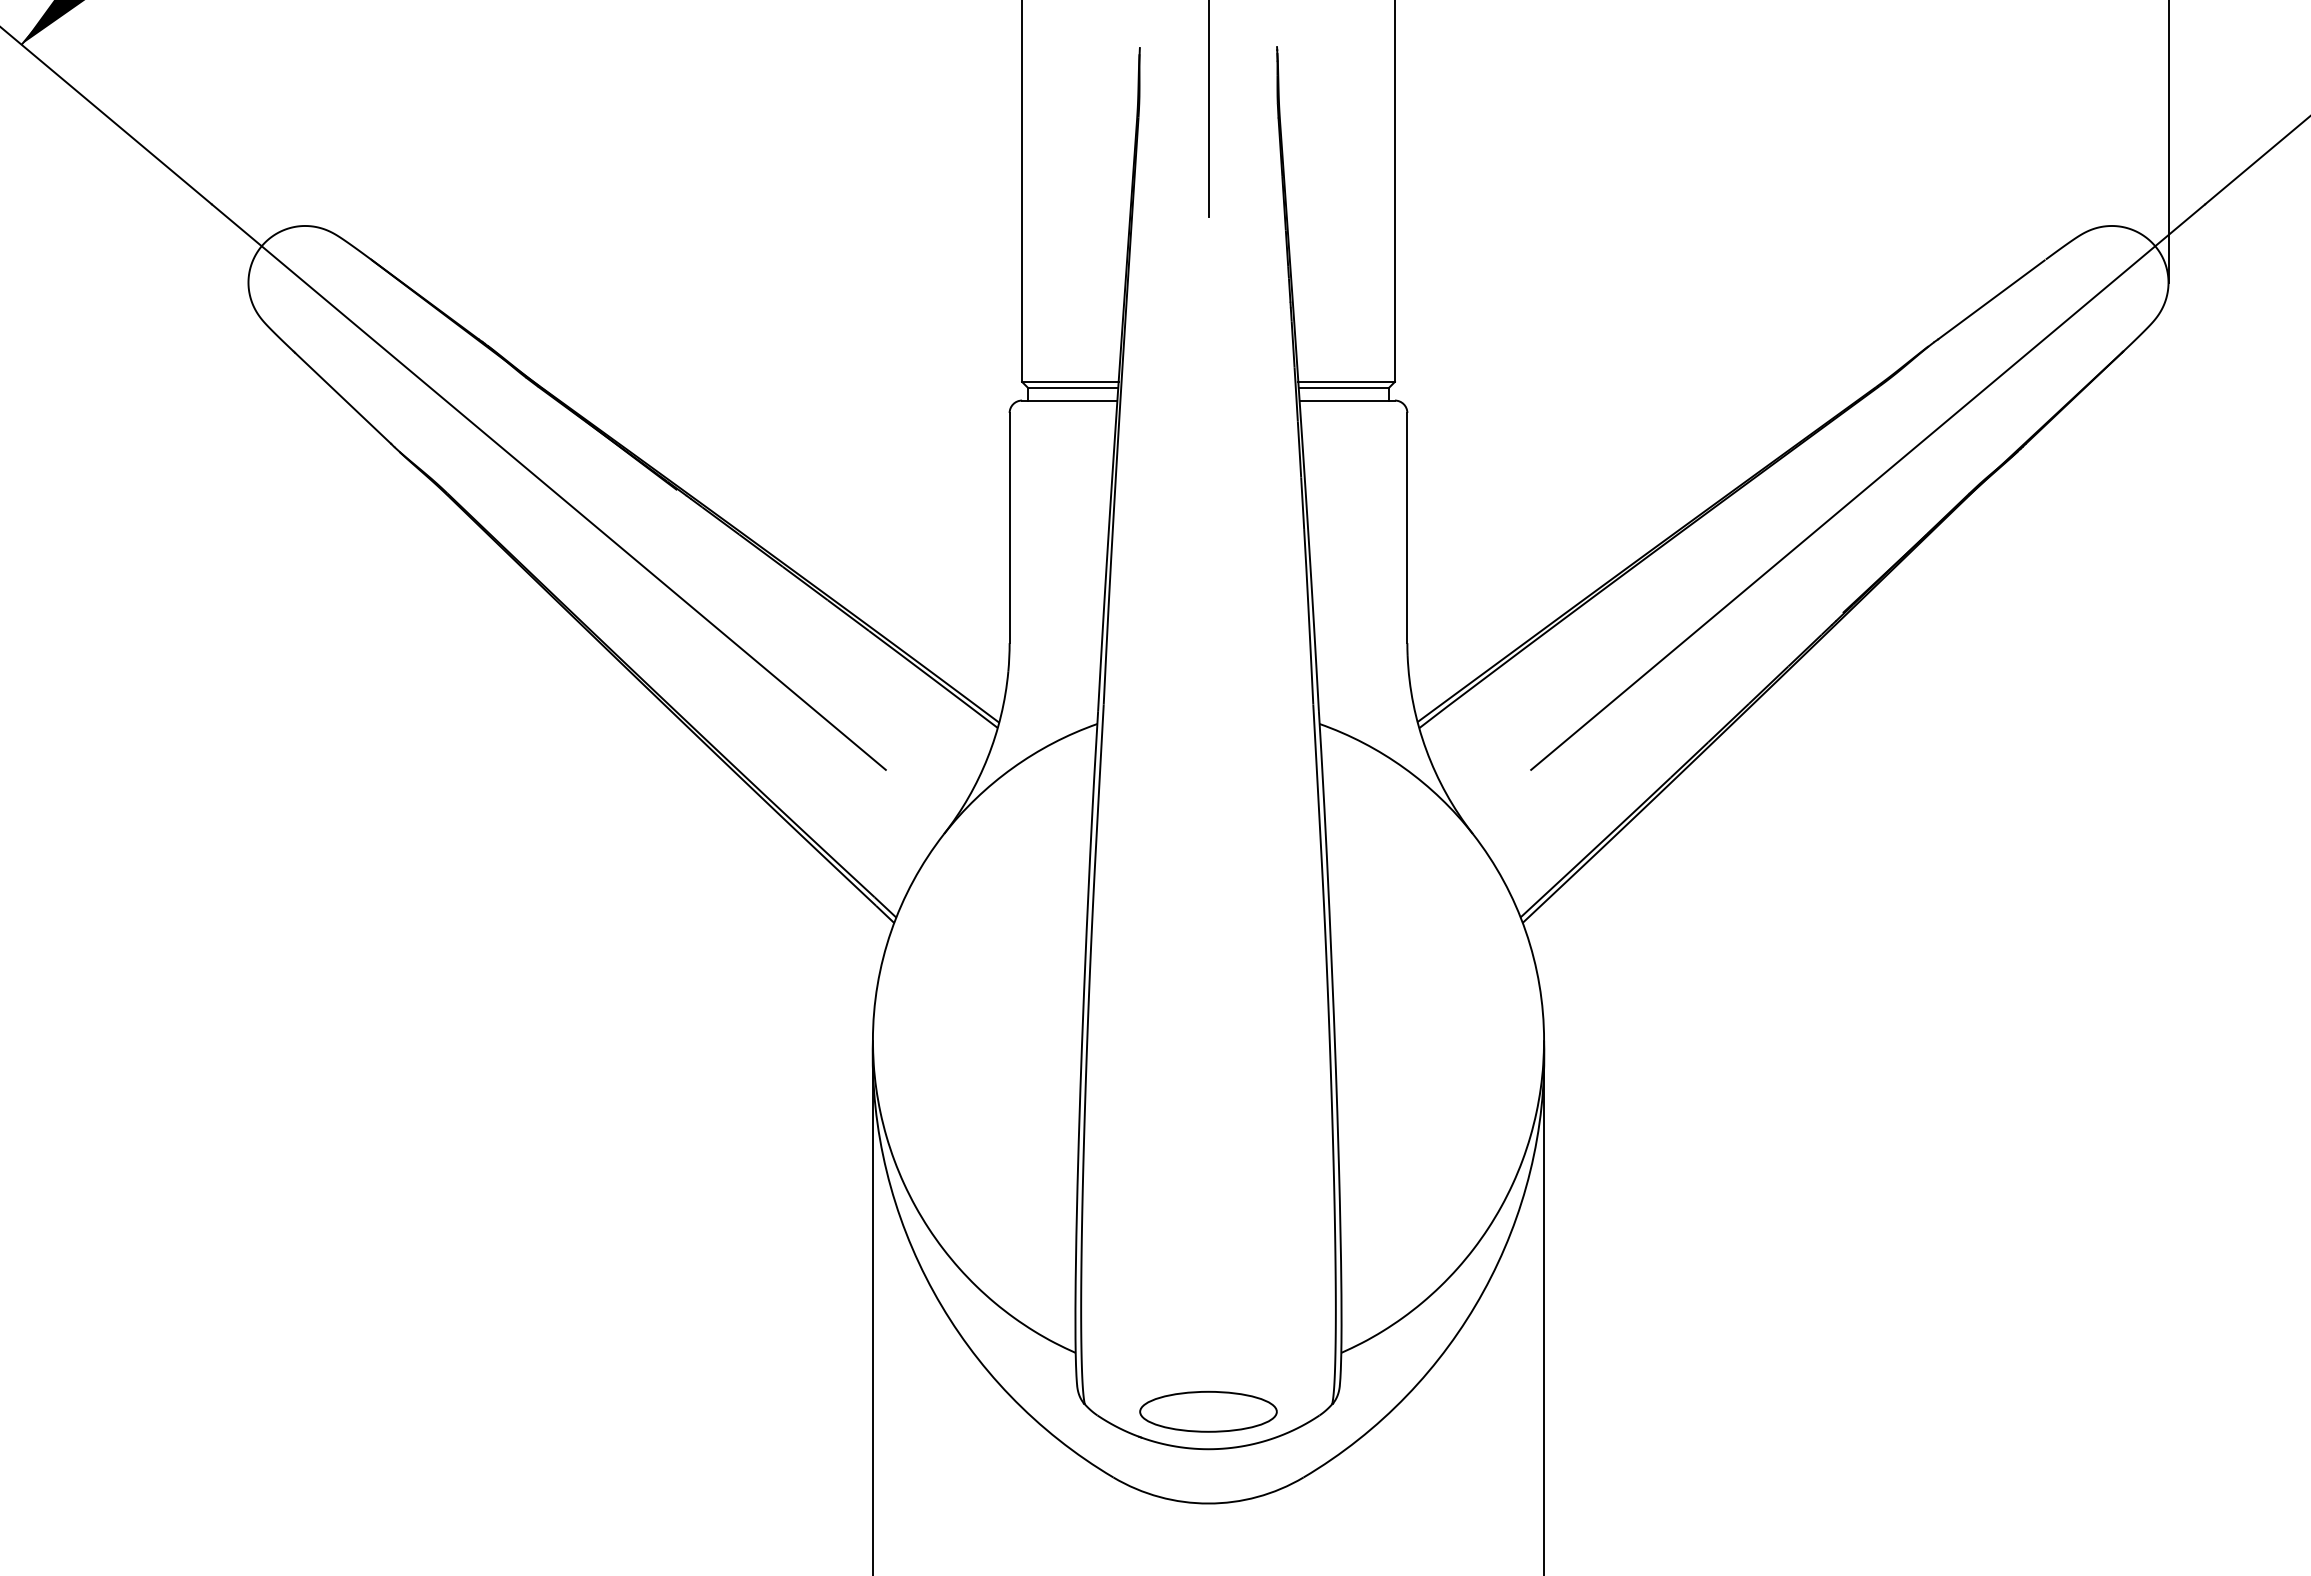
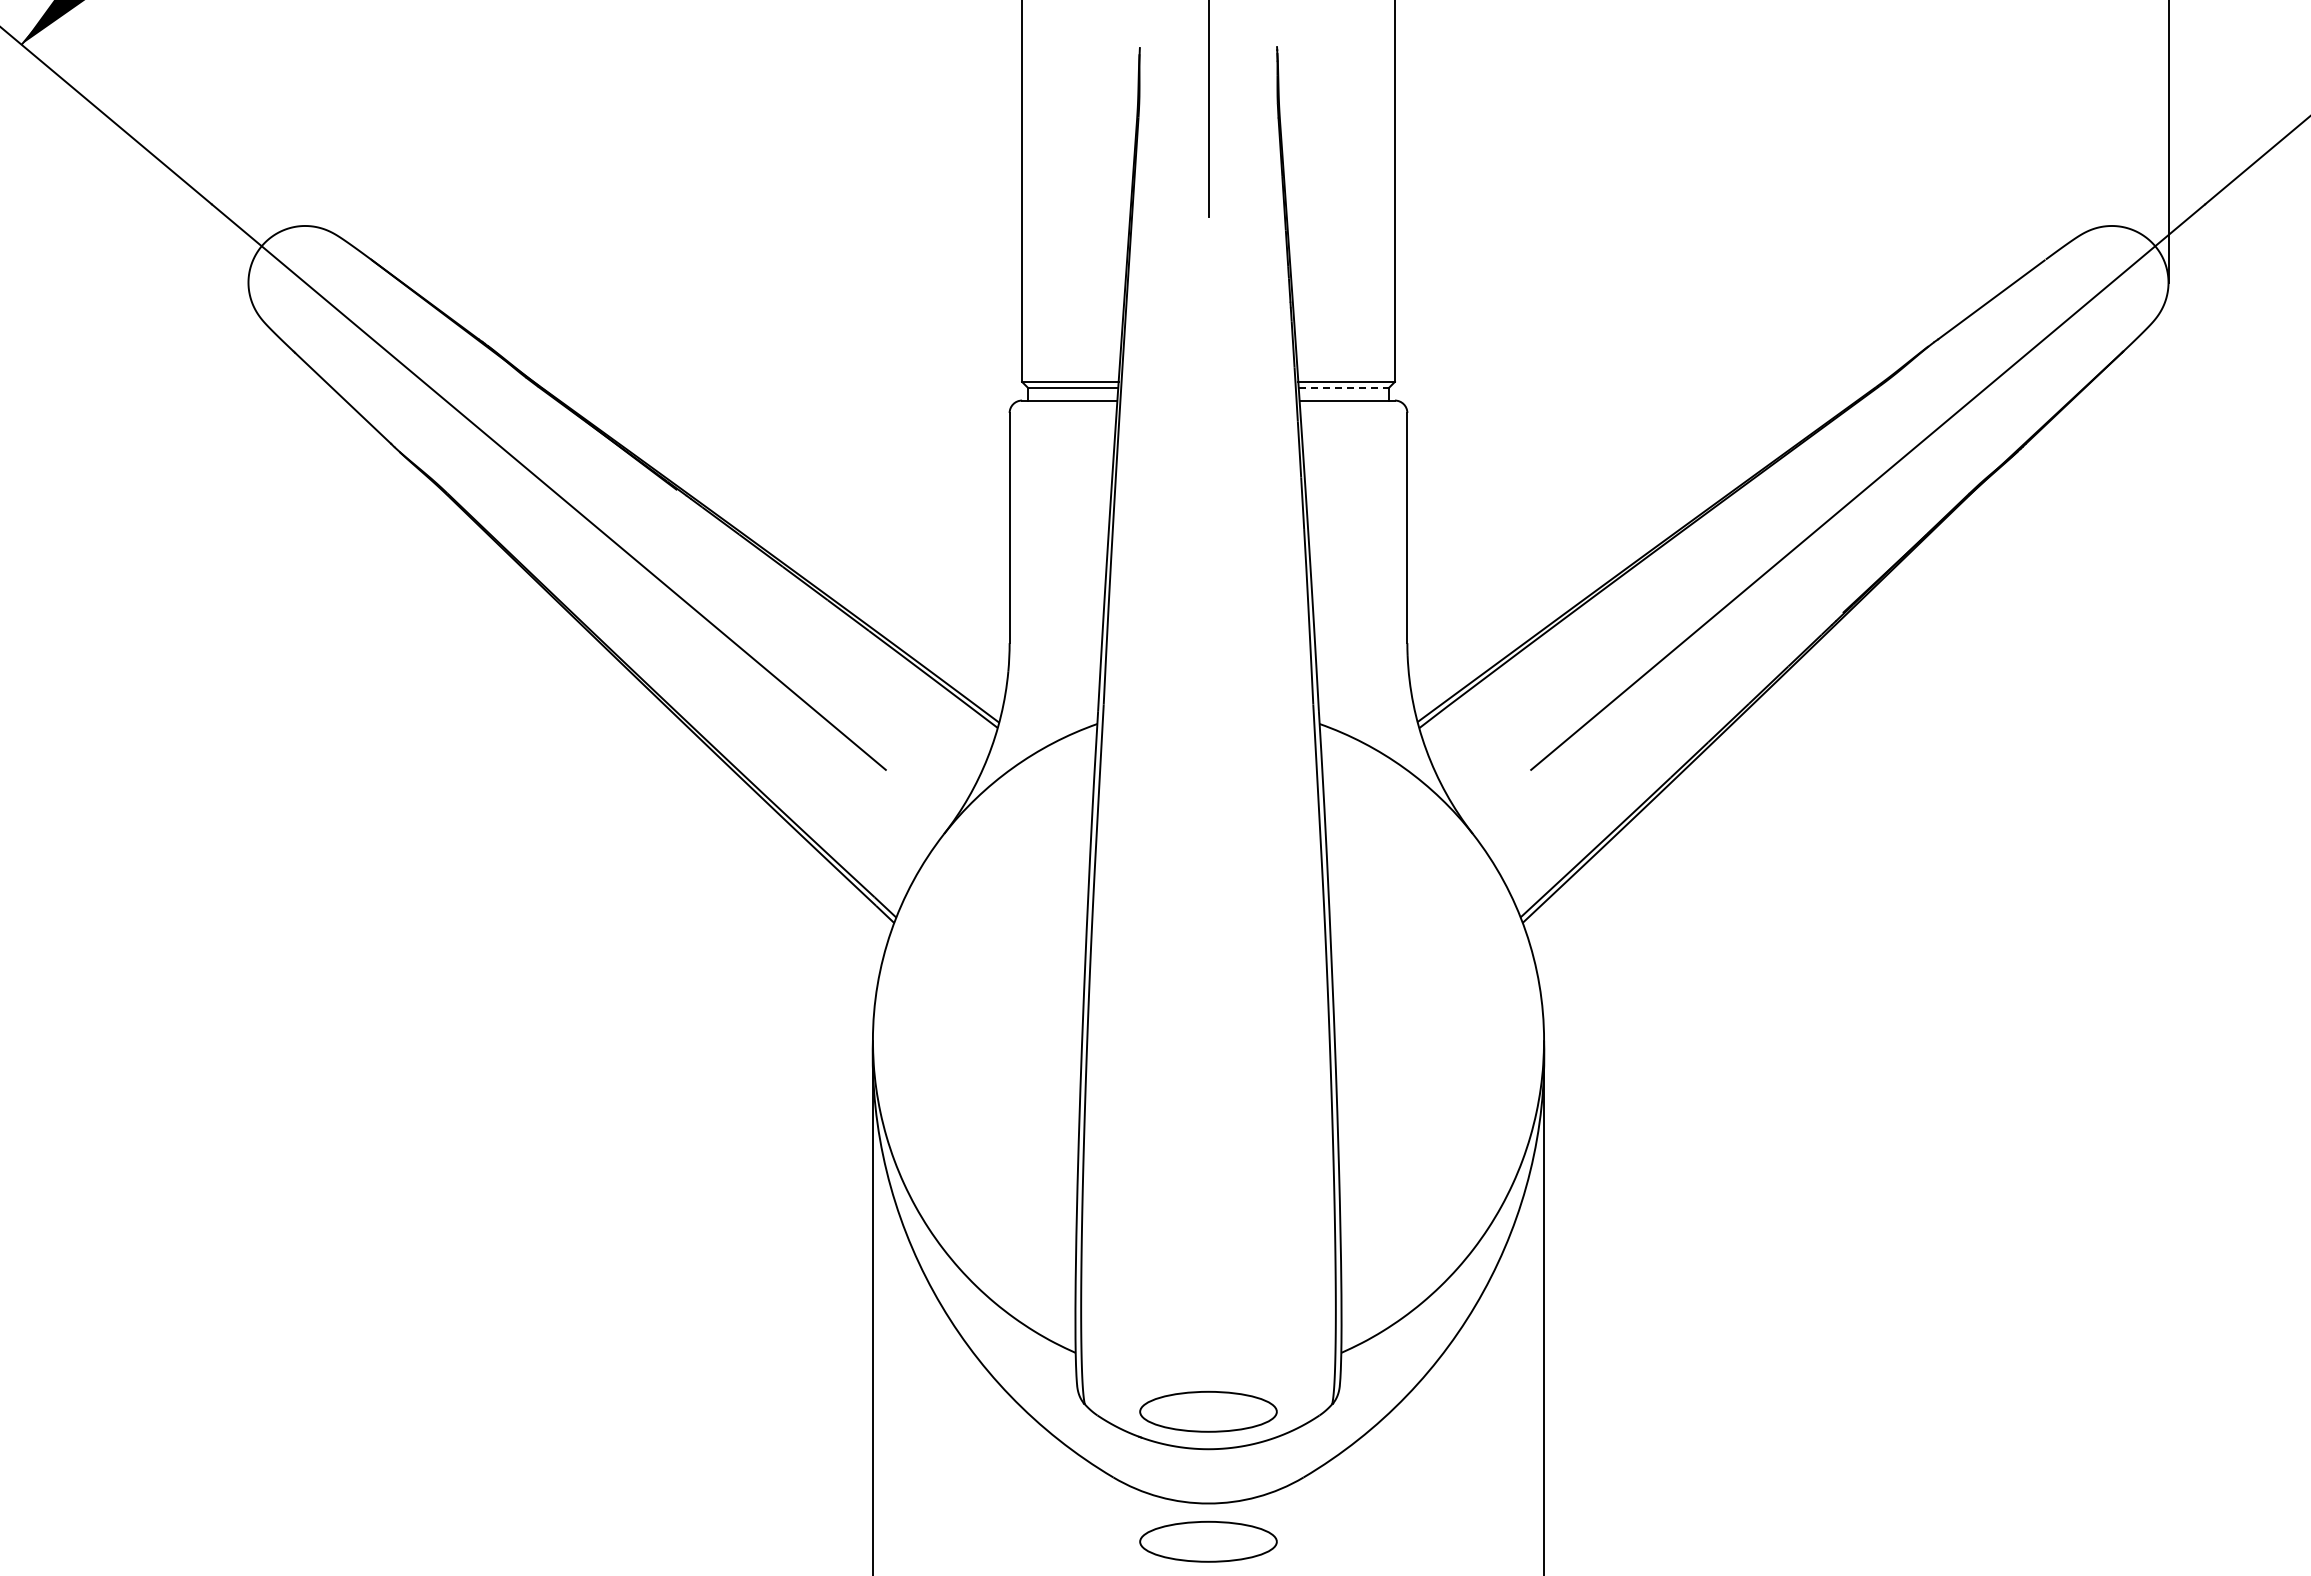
line: solid -> dashed (1343, 388)
part: none -> present (1208, 1541)
